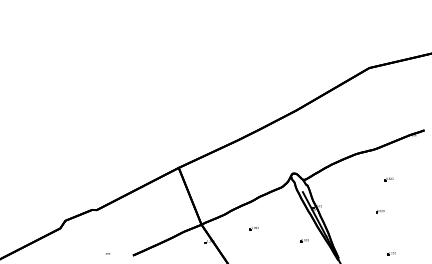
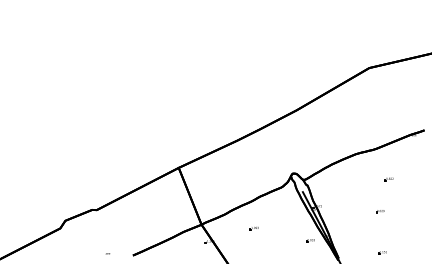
part position: (304, 240) -> (310, 240) (310, 240)
part position: (391, 253) -> (382, 252) (382, 252)
